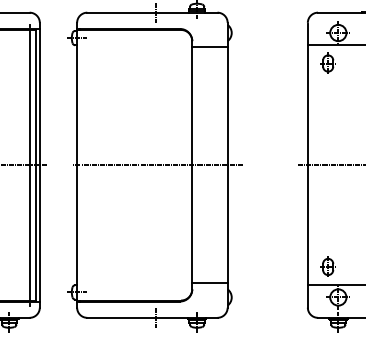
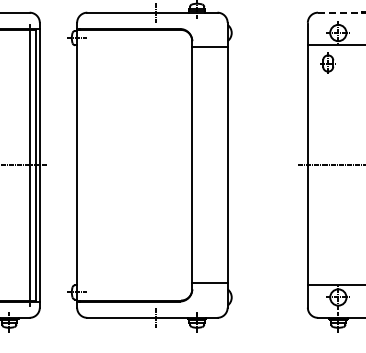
line: solid -> dashed (341, 12)
line: present -> none (157, 165)
part: present -> none (327, 266)
